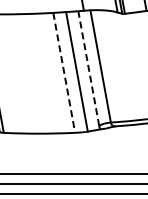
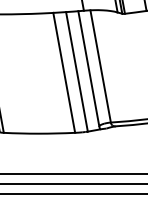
line: dashed -> solid (88, 68)
line: dashed -> solid (64, 72)
